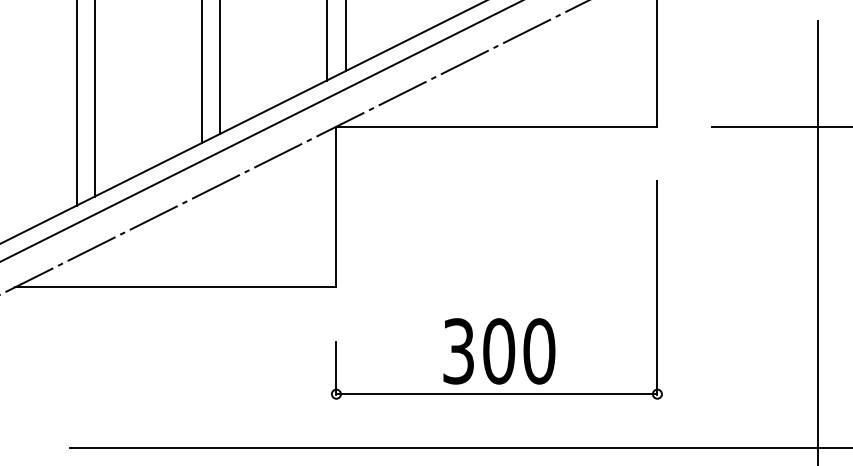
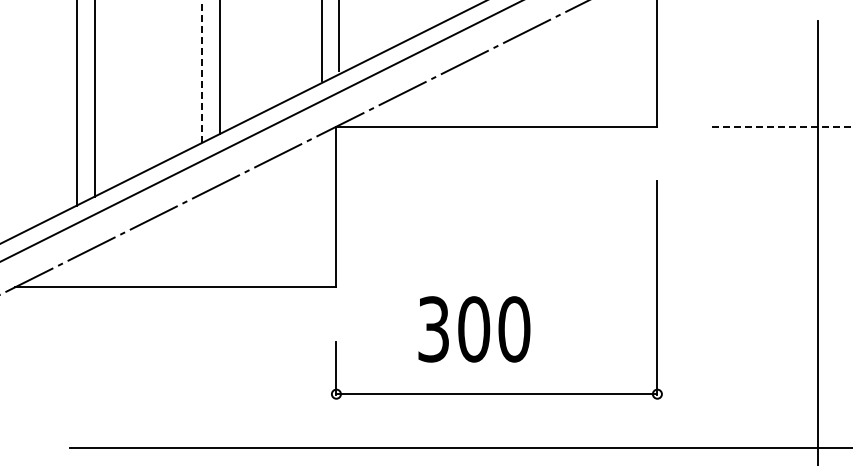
line position: (345, 36) -> (338, 36) (338, 36)
line position: (327, 41) -> (322, 41) (322, 41)
line: solid -> dashed (202, 71)
line: solid -> dashed (782, 126)
text position: (499, 351) -> (474, 329) (474, 329)
